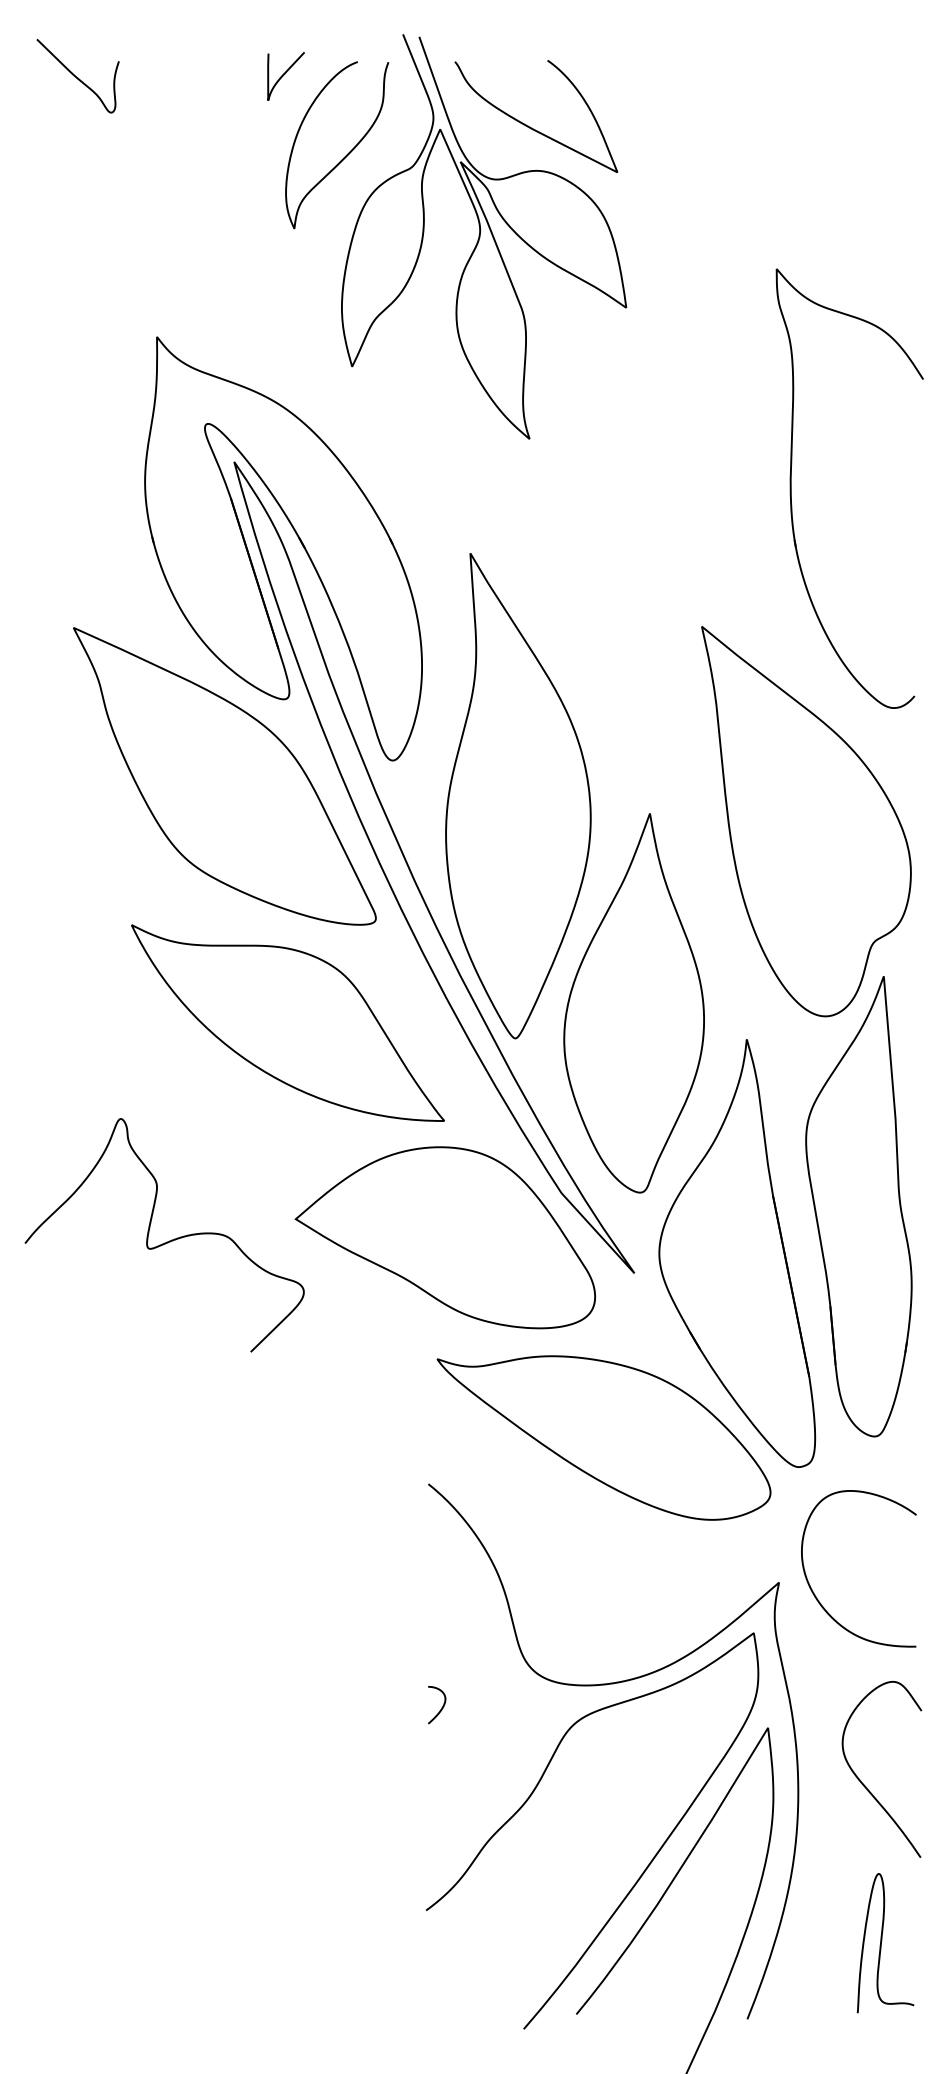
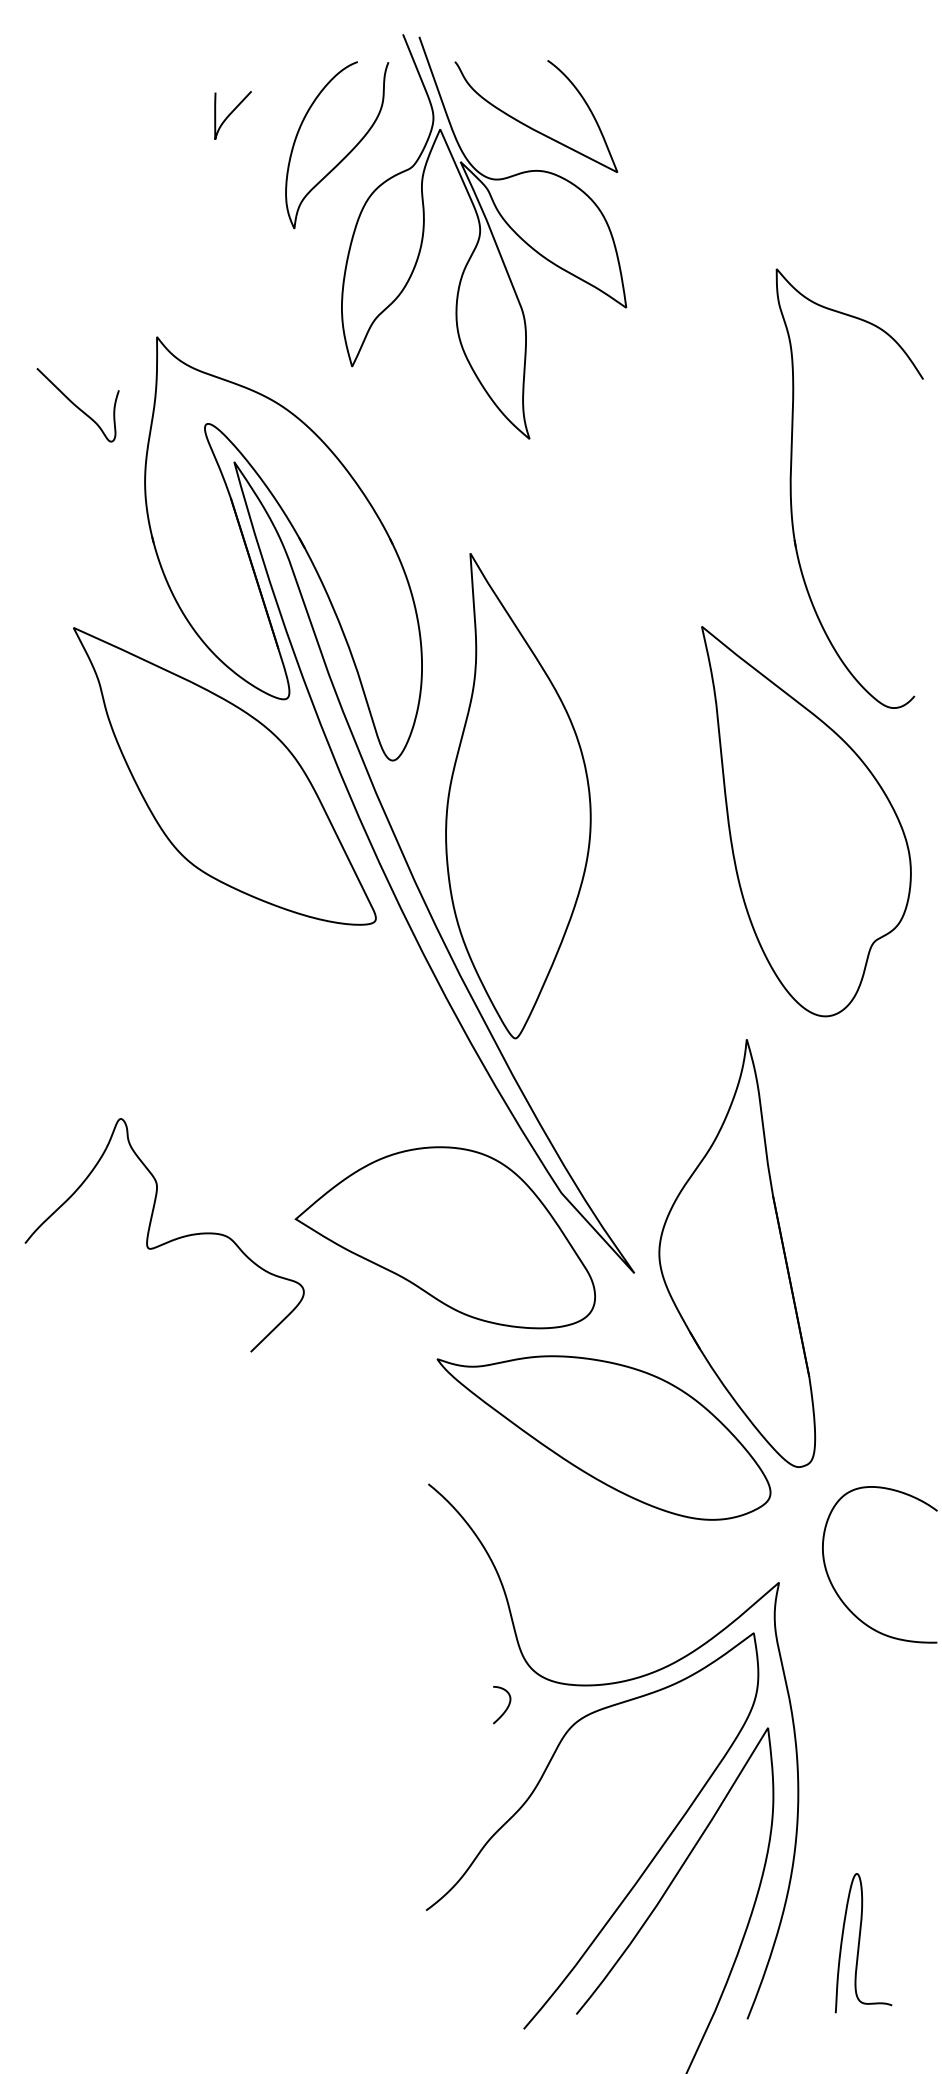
curve position: (284, 75) -> (231, 114) (231, 114)
curve position: (76, 76) -> (76, 405) (76, 405)
part: present -> none (633, 1003)
part: present -> none (287, 1022)
part: present -> none (858, 1206)
curve position: (815, 1594) -> (836, 1590) (836, 1590)
curve position: (441, 1707) -> (506, 1707) (506, 1707)
curve: present -> none (865, 1785)
curve position: (882, 1941) -> (860, 1941) (860, 1941)
